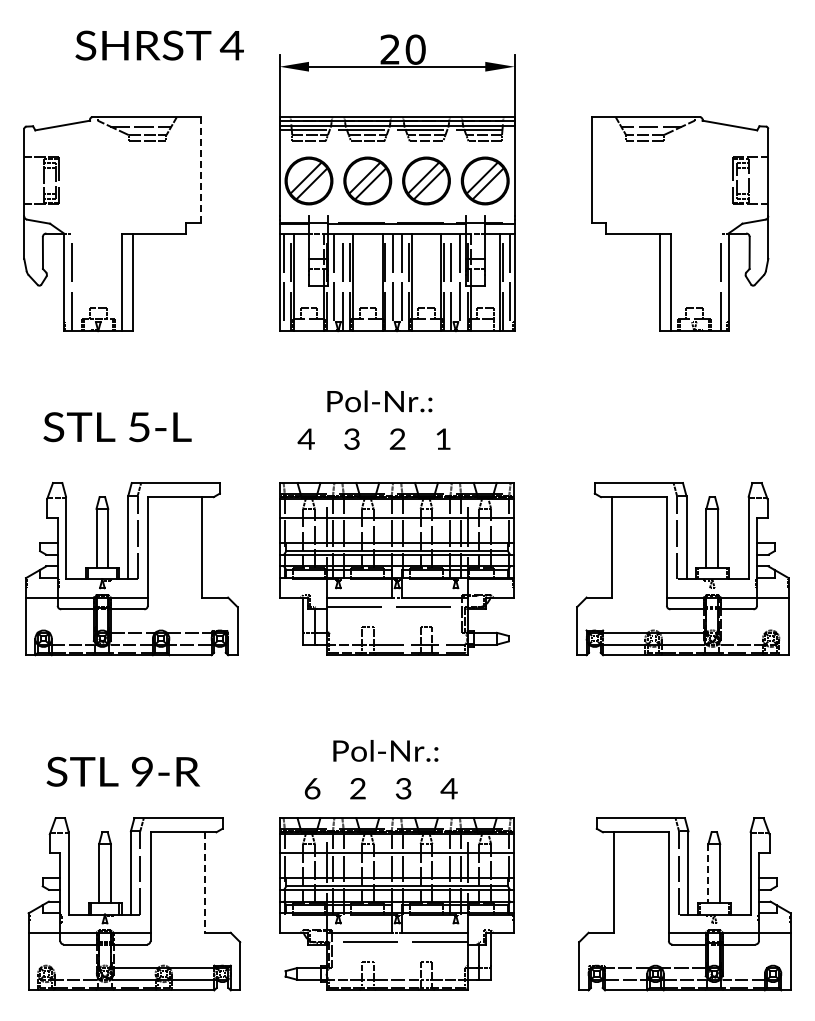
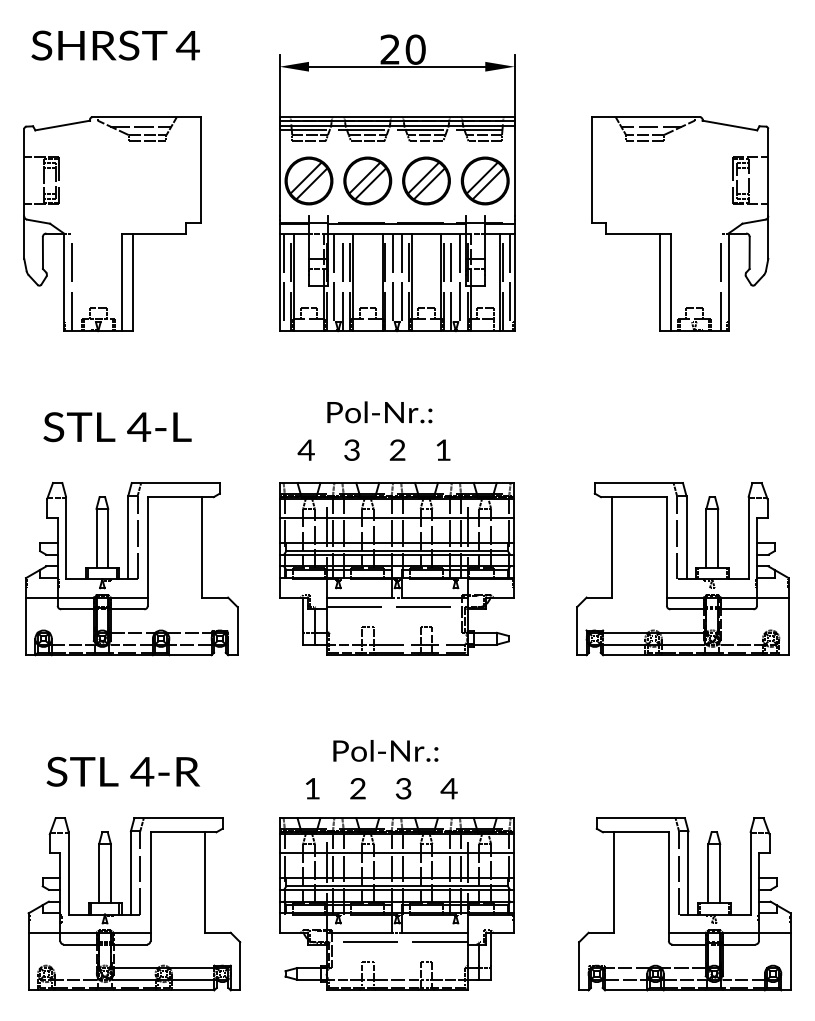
text position: (159, 45) -> (115, 45) (115, 45)
line: dashed -> solid (200, 170)
text position: (373, 419) -> (373, 430) (373, 430)
text: 5-L -> 4-L (139, 427)
text: 9-R -> 4-R (142, 771)
text: 6 -> 1 (312, 788)
line: dashed -> solid (708, 873)
line: dashed -> solid (204, 883)
